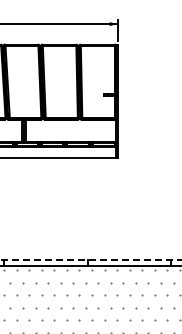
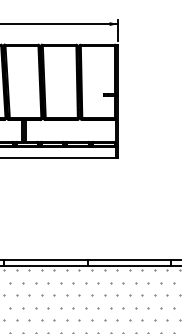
line: dashed -> solid (91, 260)
